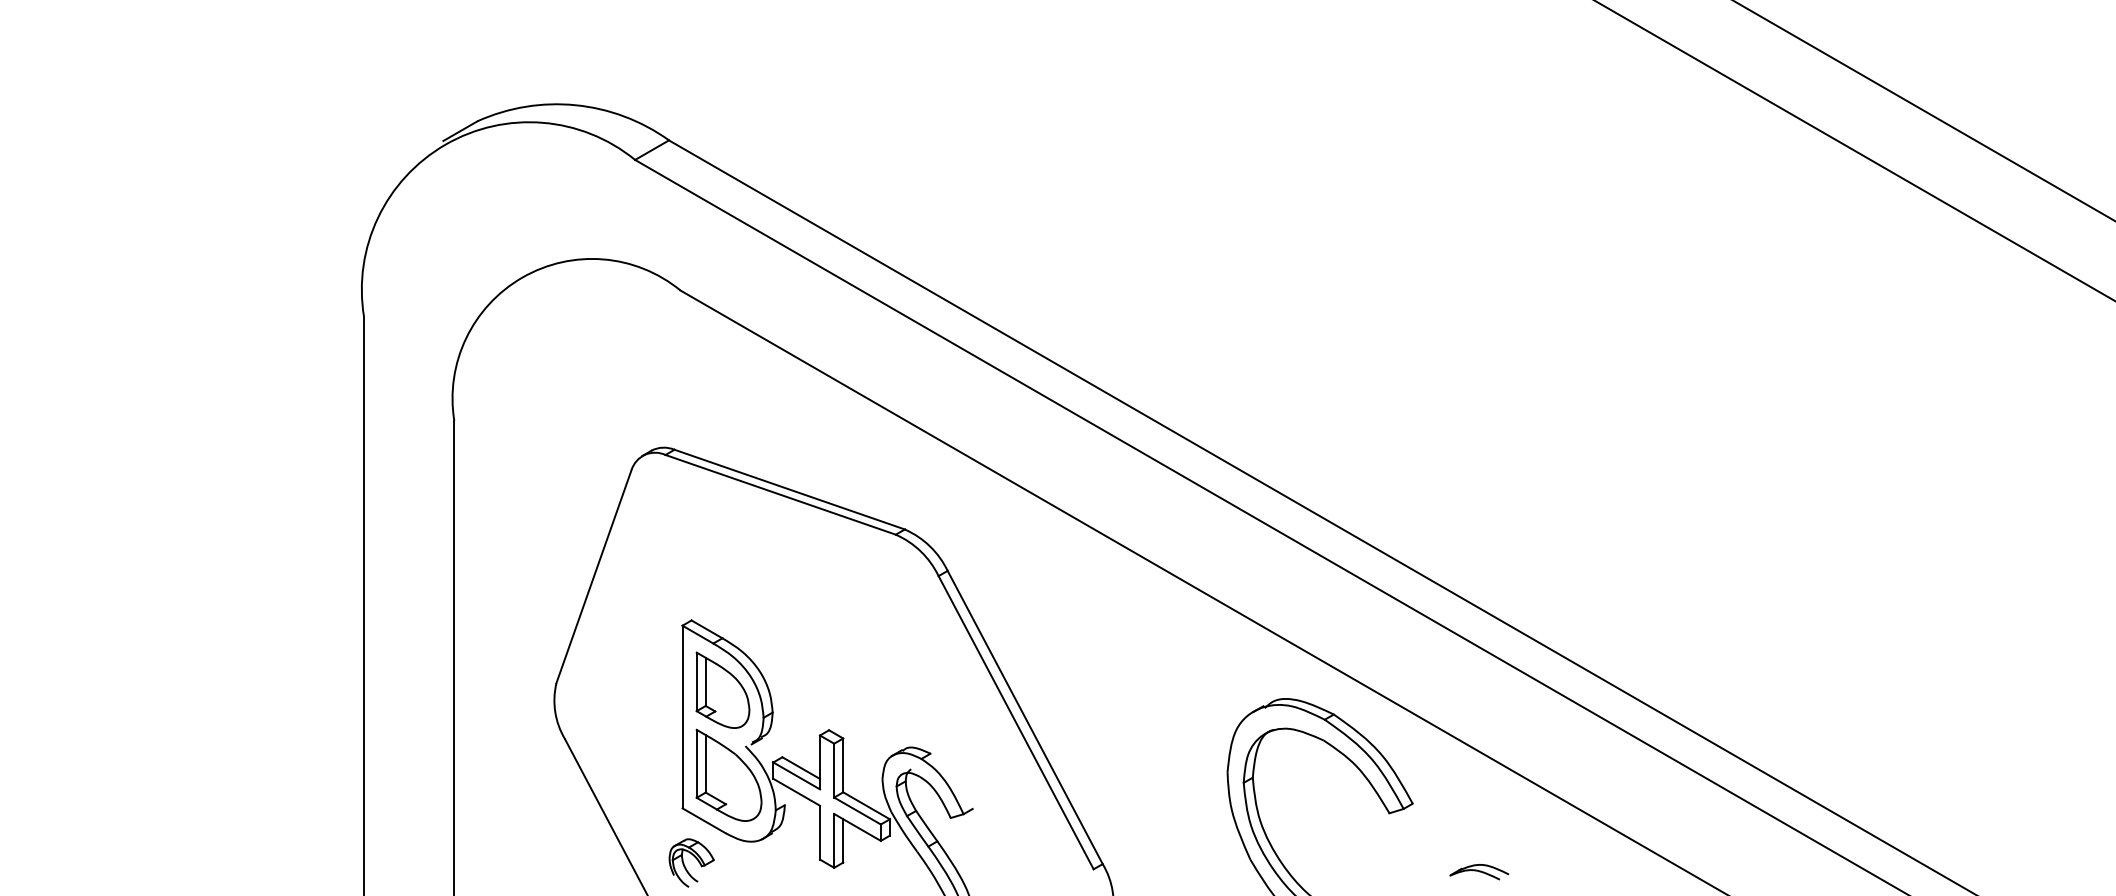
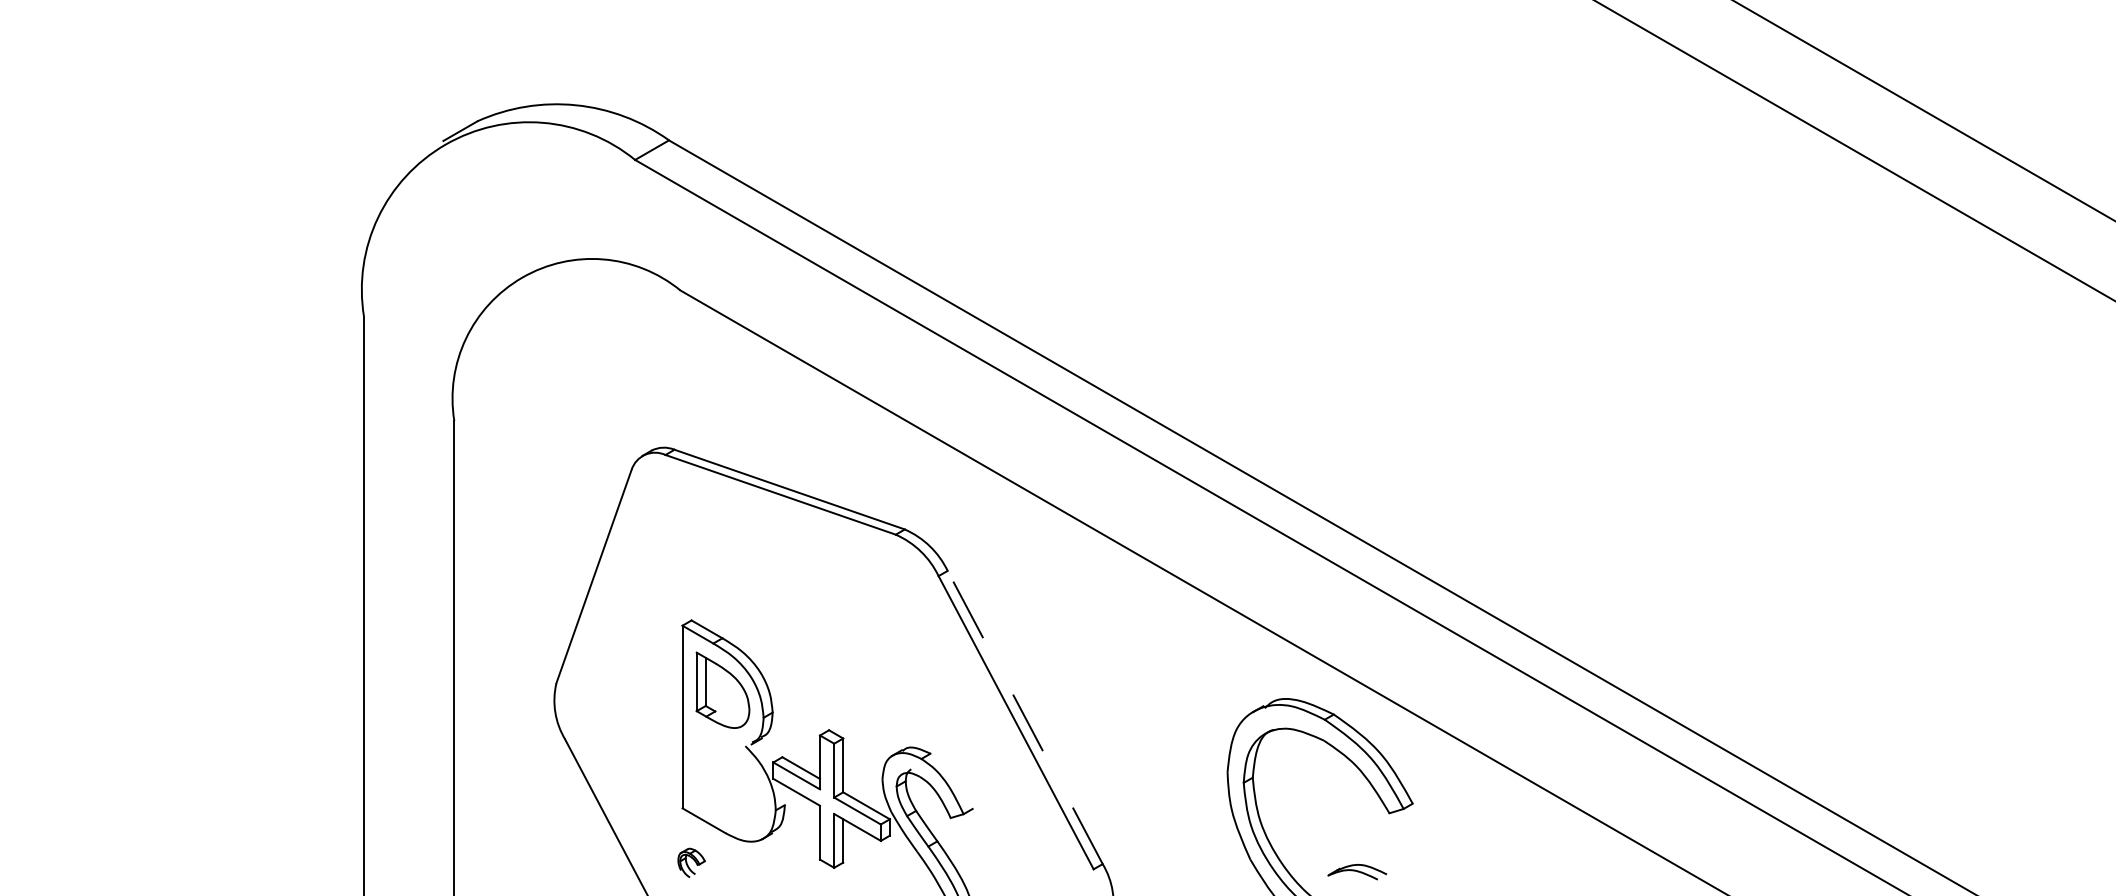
line: solid -> dashed (1025, 717)
part: present -> none (728, 774)
part size: 47x50 px -> 29x31 px (691, 862)
part position: (1479, 872) -> (1357, 872) (1357, 872)
